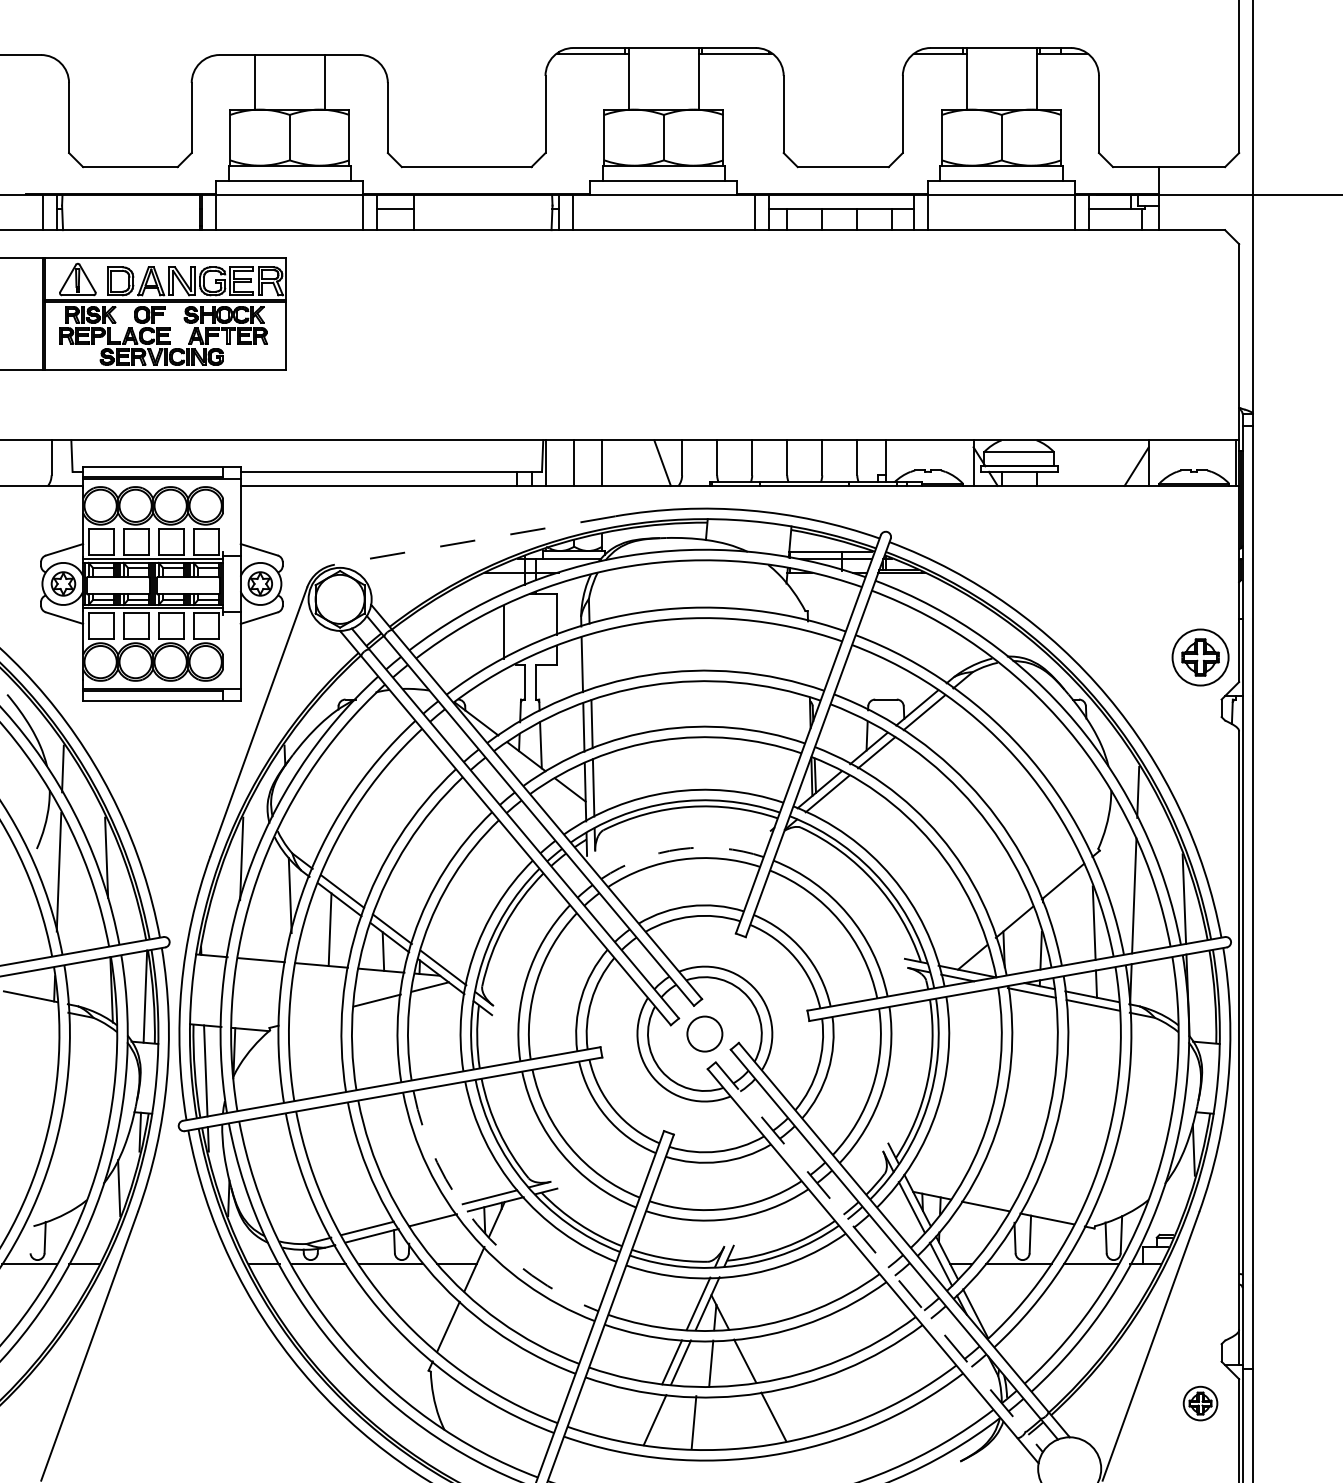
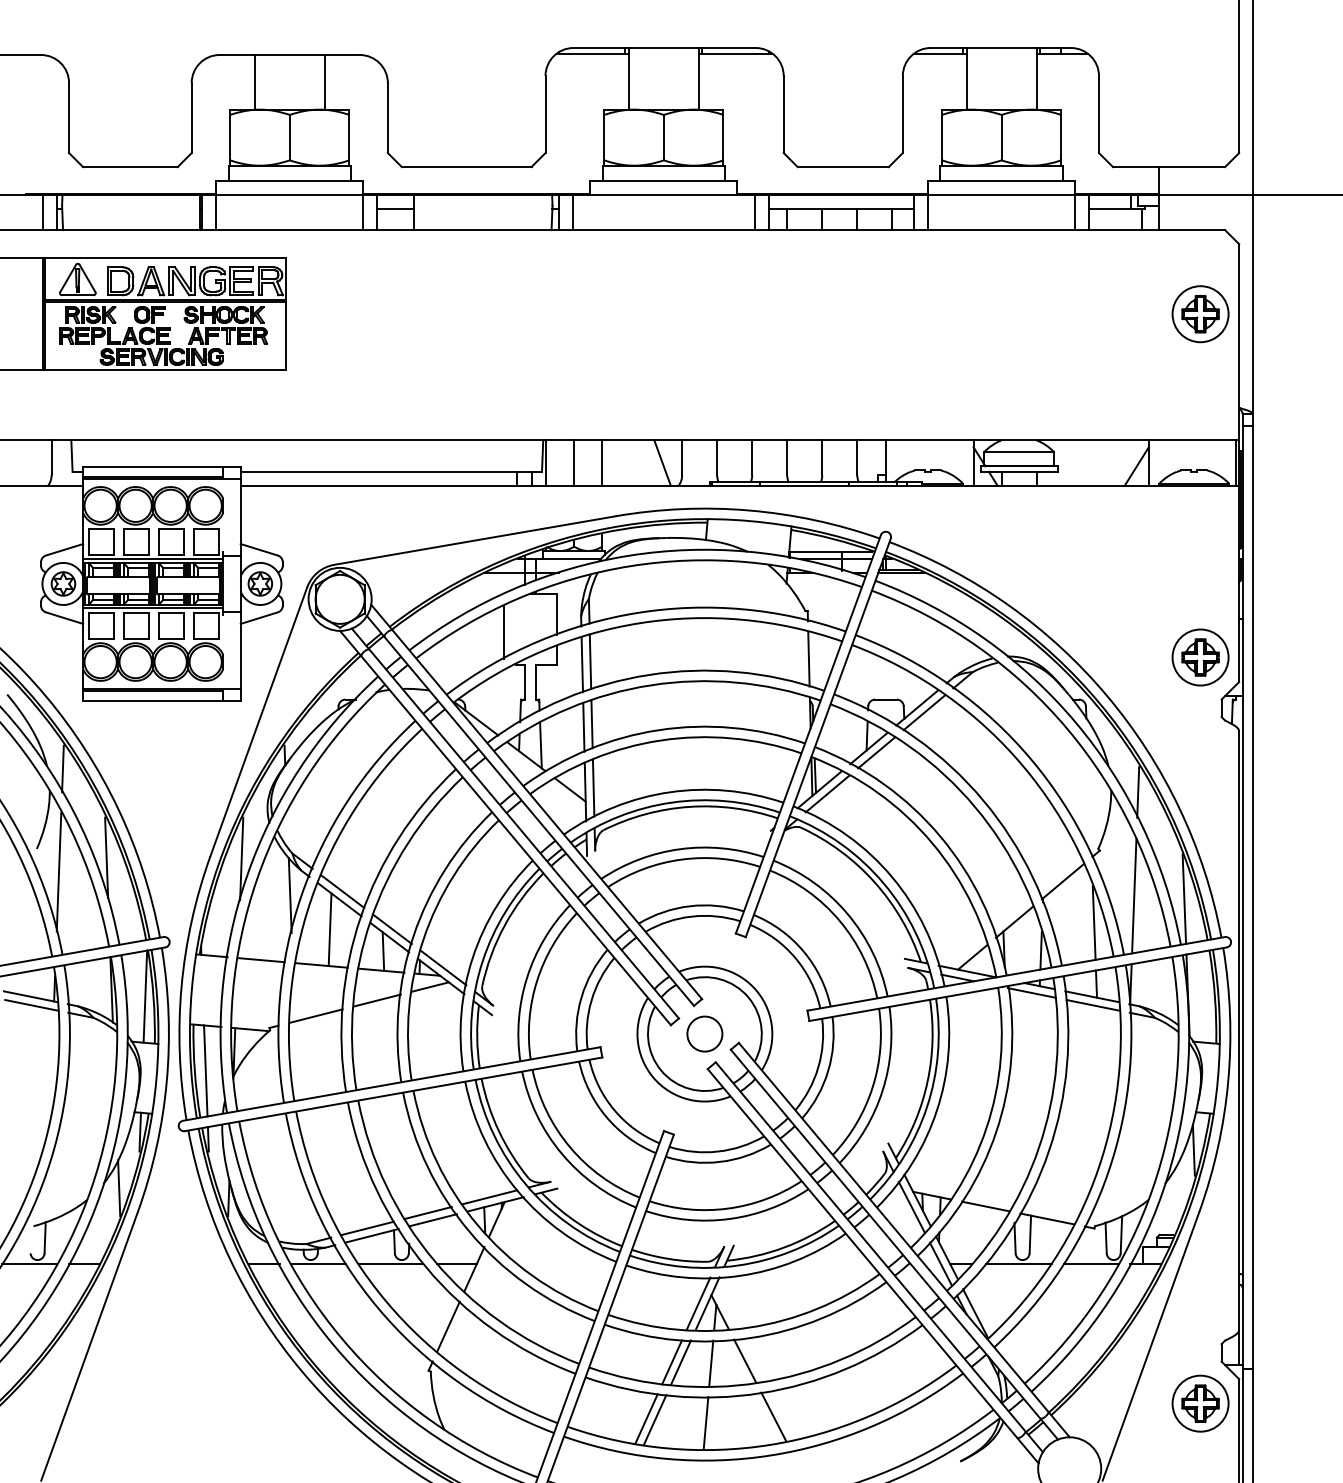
part: none -> present (1200, 314)
line: dashed -> solid (474, 540)
line: none -> present (808, 659)
line: none -> present (590, 661)
arc: dashed -> solid (679, 849)
line: none -> present (31, 1005)
line: none -> present (315, 1015)
line: none -> present (427, 1213)
arc: dashed -> solid (477, 1224)
line: dashed -> solid (879, 1257)
part size: 37x37 px -> 59x59 px (1200, 1403)
line: none -> present (646, 1418)
line position: (693, 1422) -> (705, 1423) (705, 1423)
